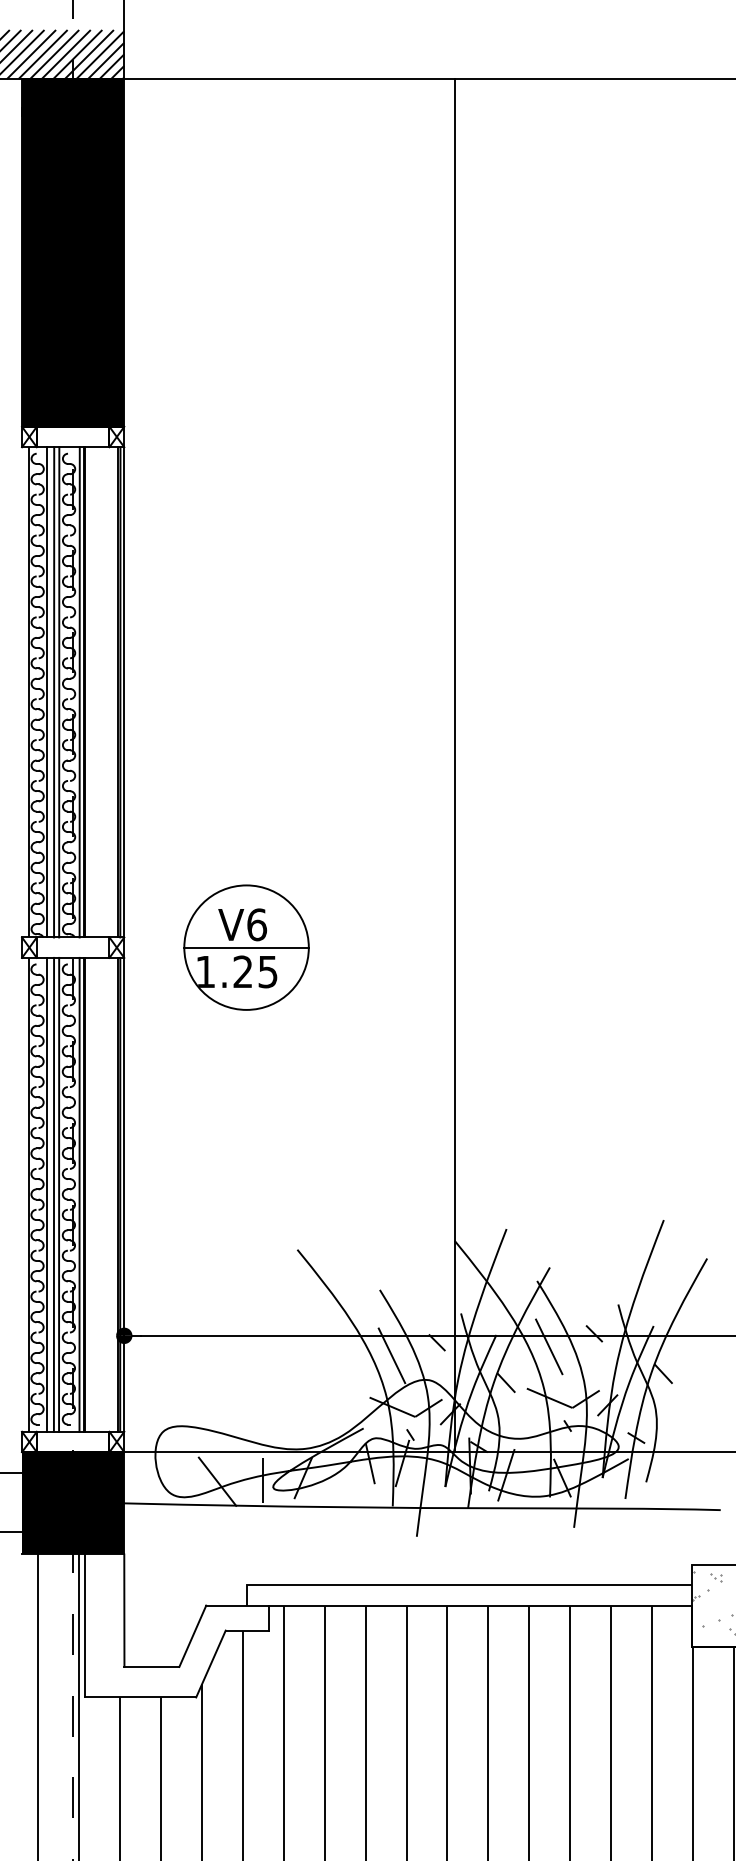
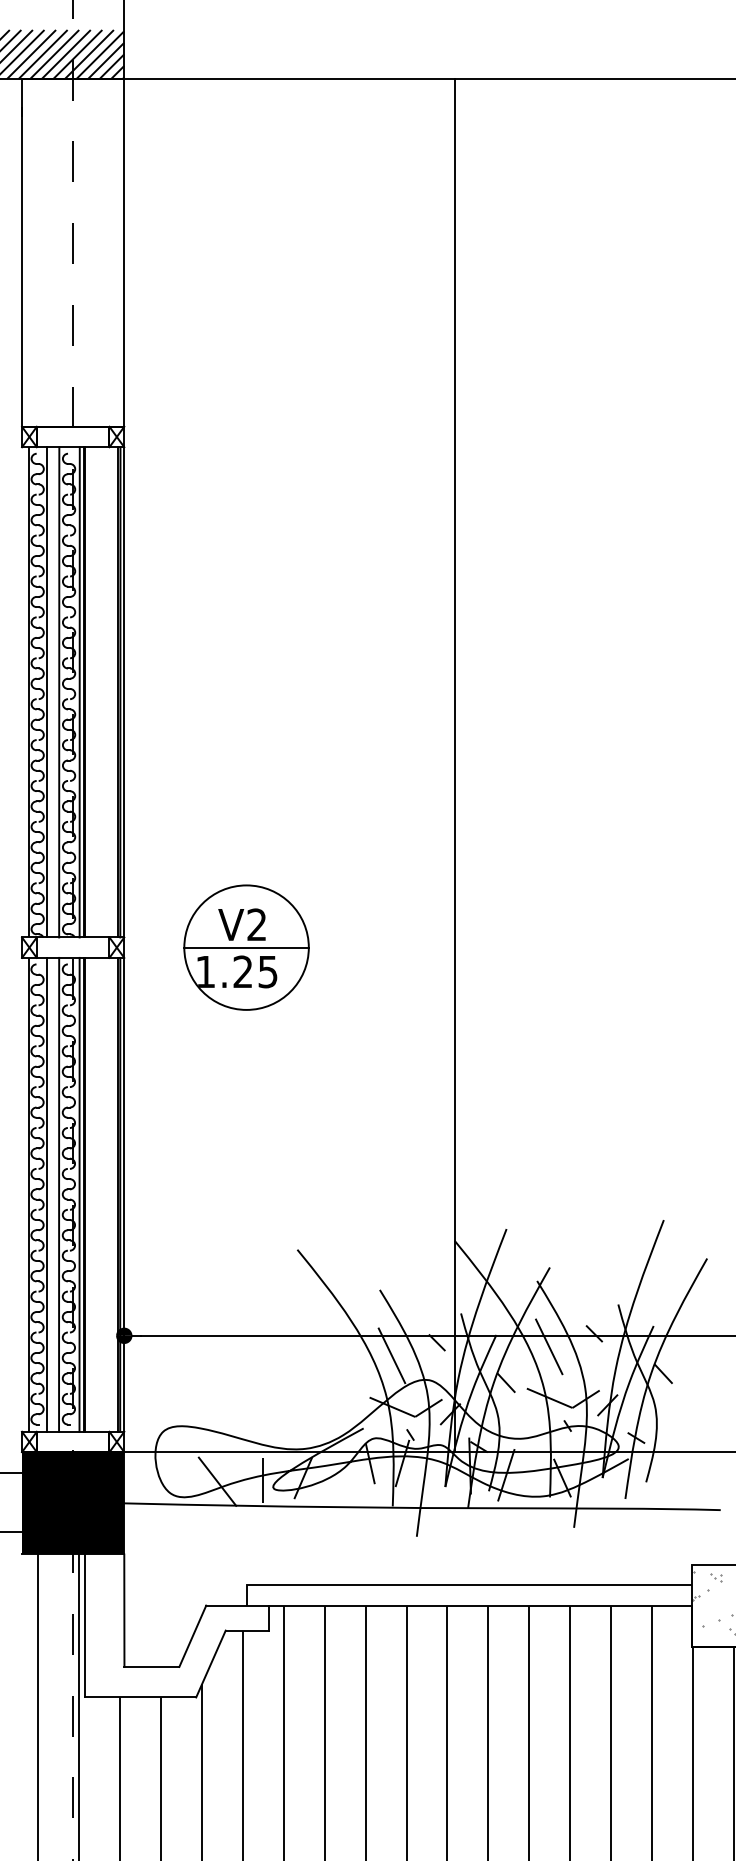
fill: present -> none (73, 252)
line: present -> none (54, 692)
text: V6 -> V2 (257, 924)
line: present -> none (53, 1194)
